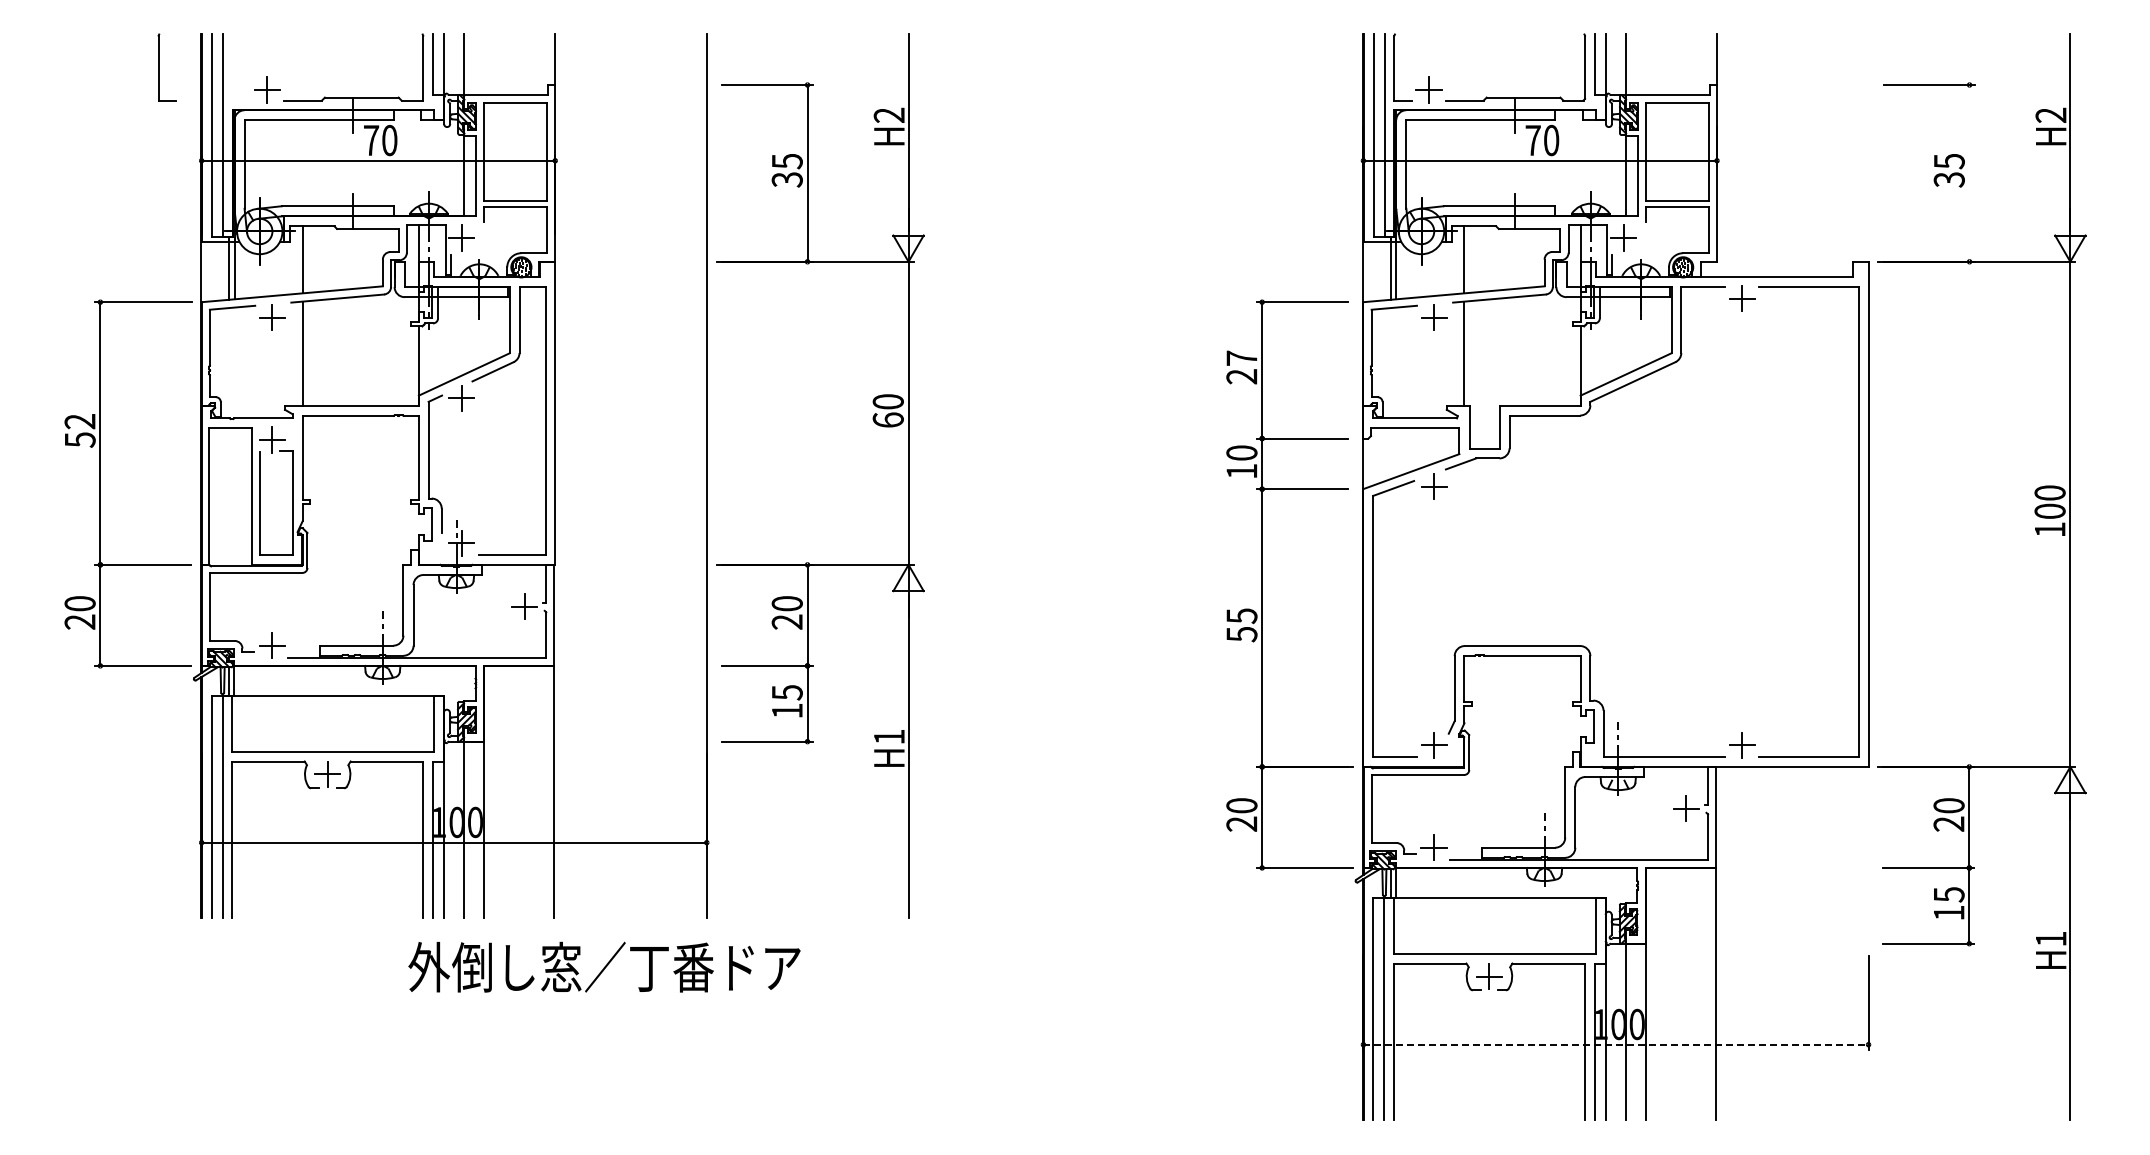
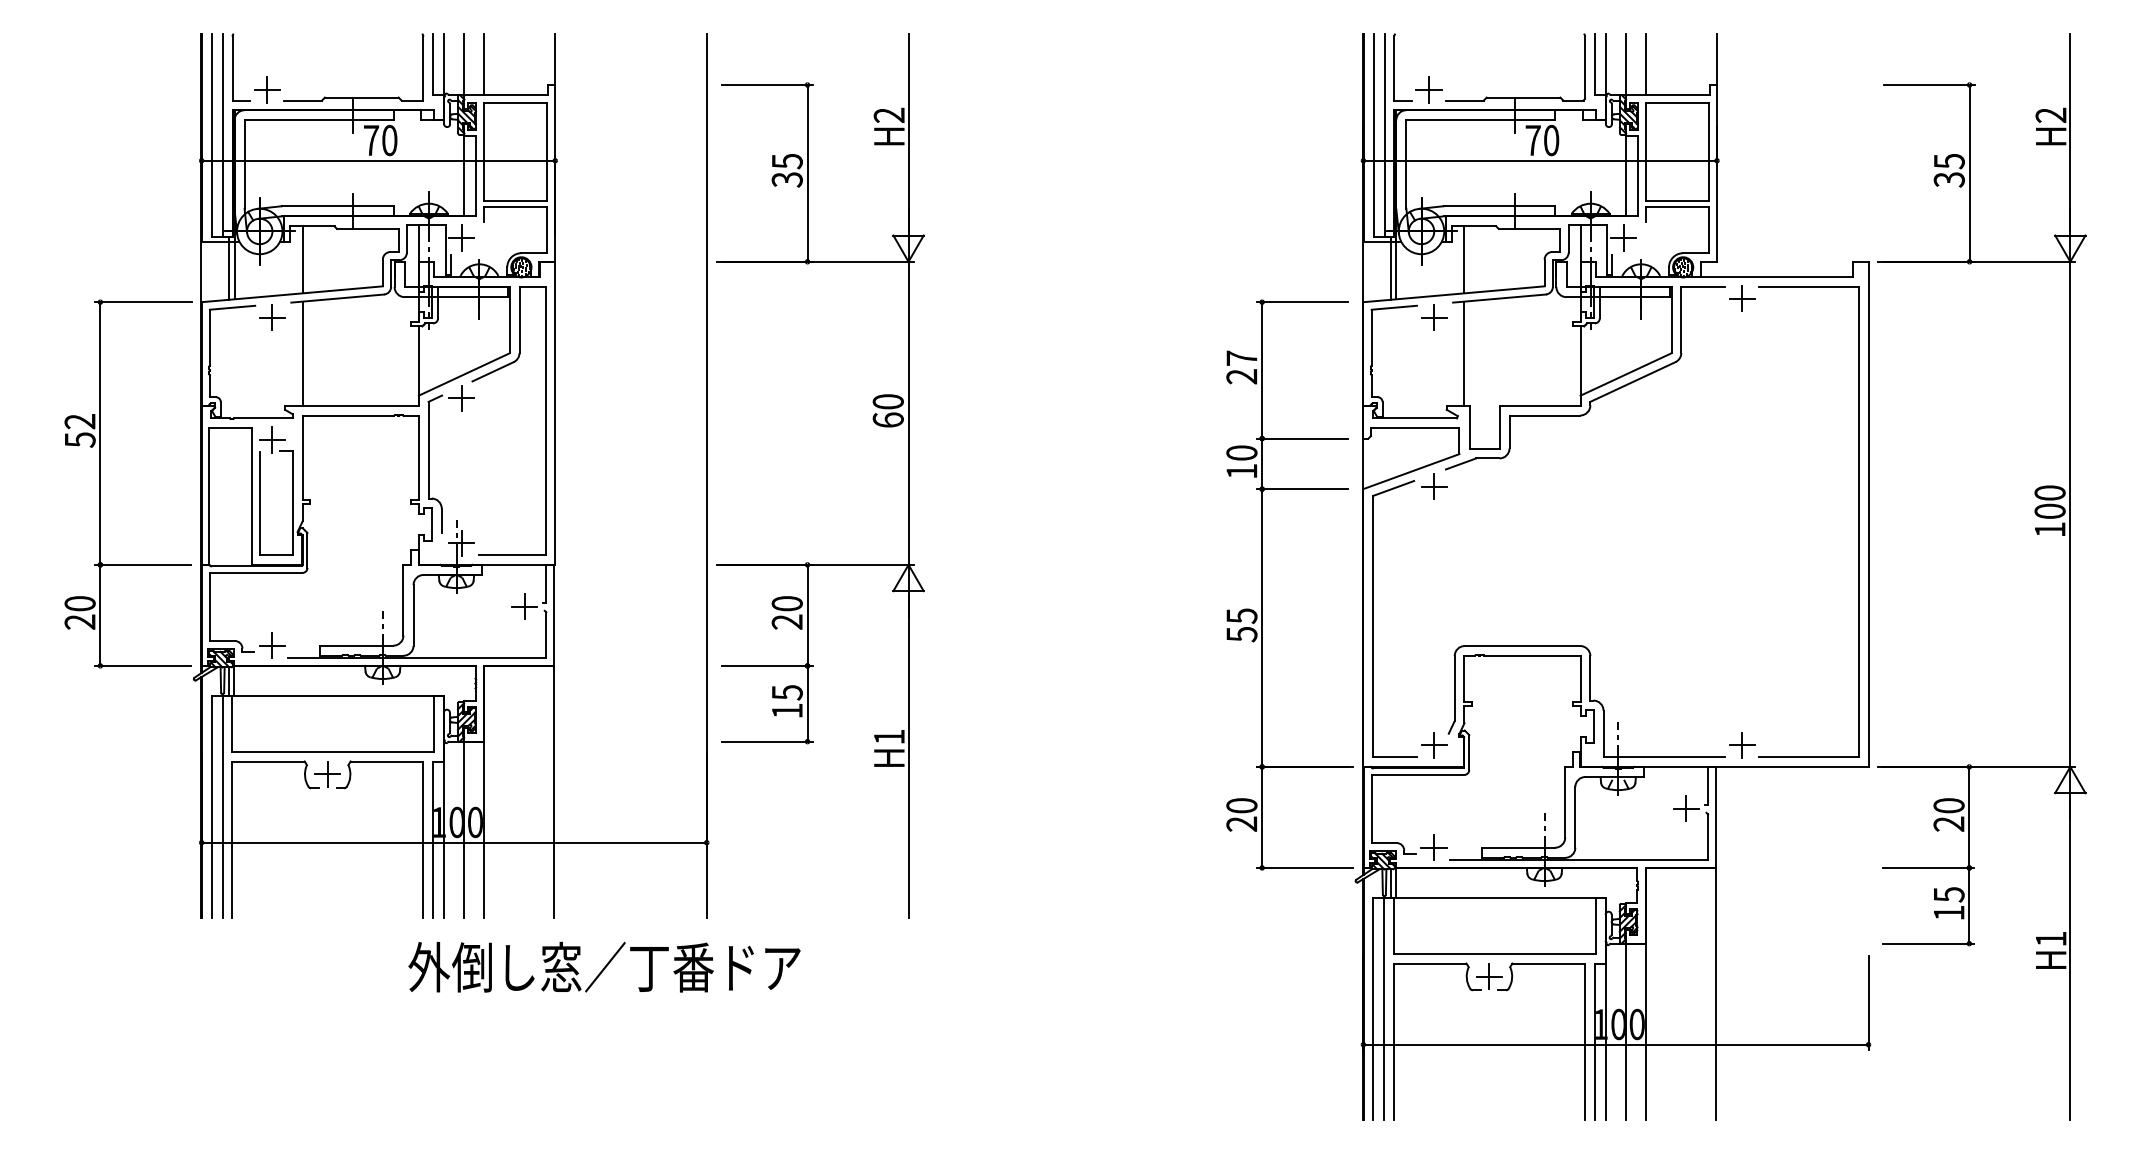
line: none -> present (484, 64)
line: none -> present (1645, 64)
part position: (159, 67) -> (233, 67) (233, 67)
line: none -> present (1969, 173)
line: dashed -> solid (1615, 1044)
